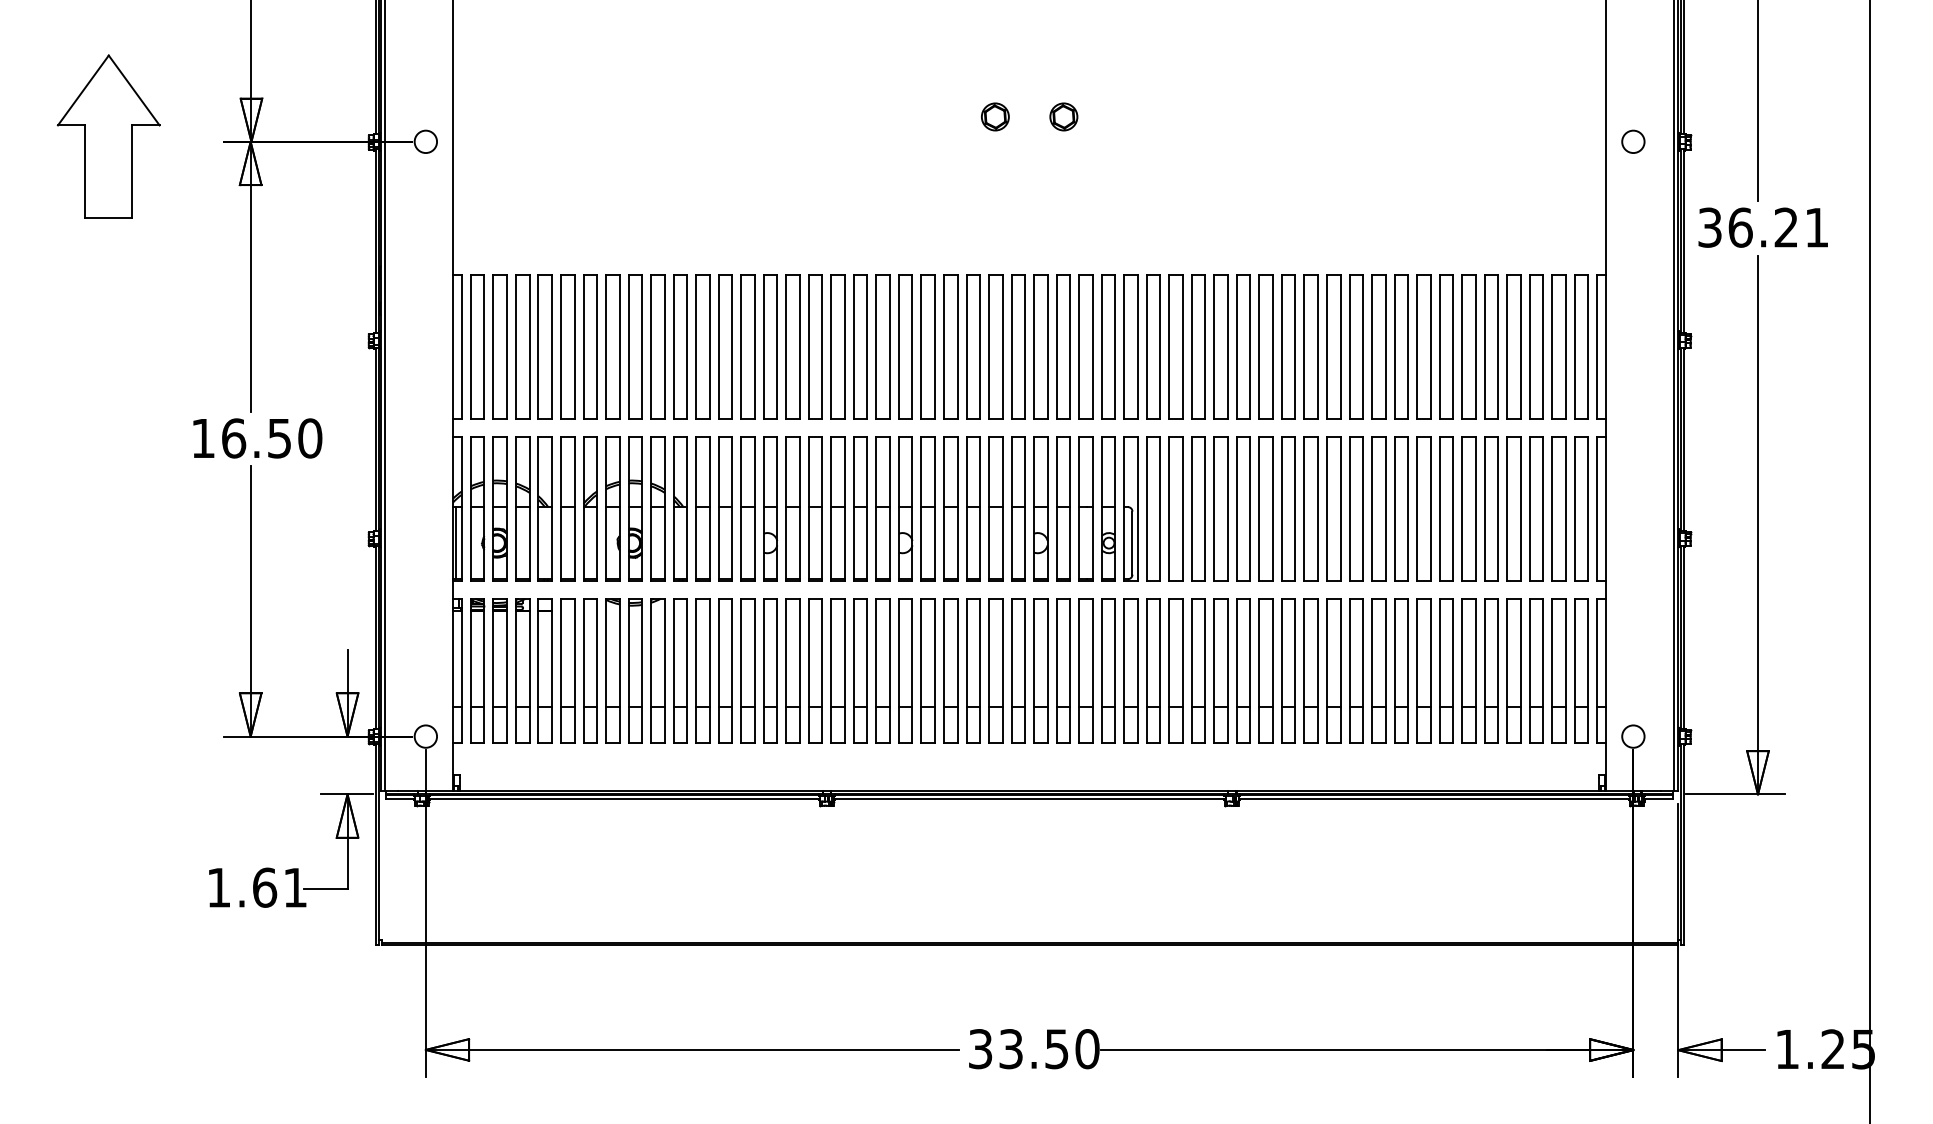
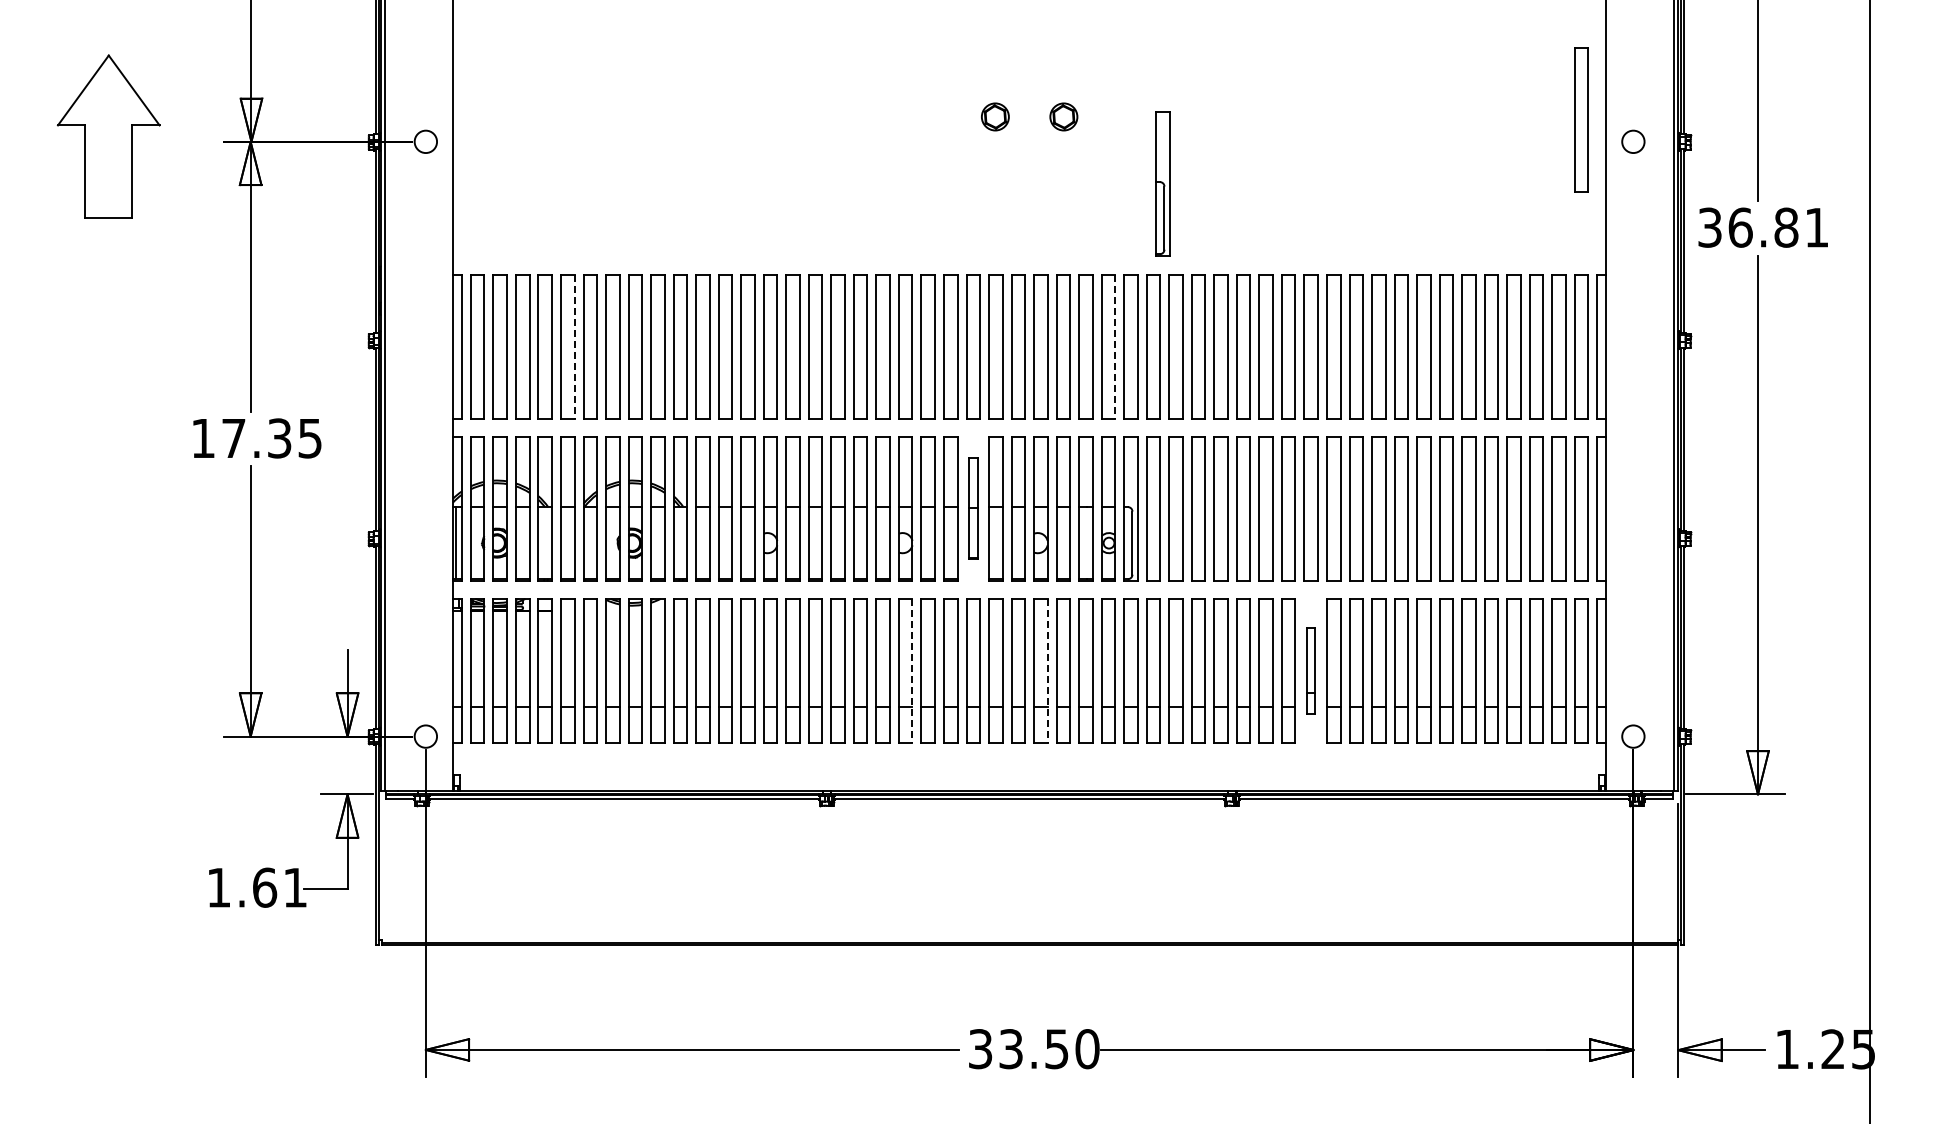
part: none -> present (1581, 119)
part: none -> present (1162, 183)
text: 36.21 -> 36.81 (1786, 227)
line: solid -> dashed (574, 347)
line: solid -> dashed (1115, 347)
text: 16.50 -> 17.35 (272, 438)
part size: 15x146 px -> 11x103 px (973, 508)
part size: 16x146 px -> 10x88 px (1310, 670)
line: solid -> dashed (912, 671)
line: solid -> dashed (1047, 671)
